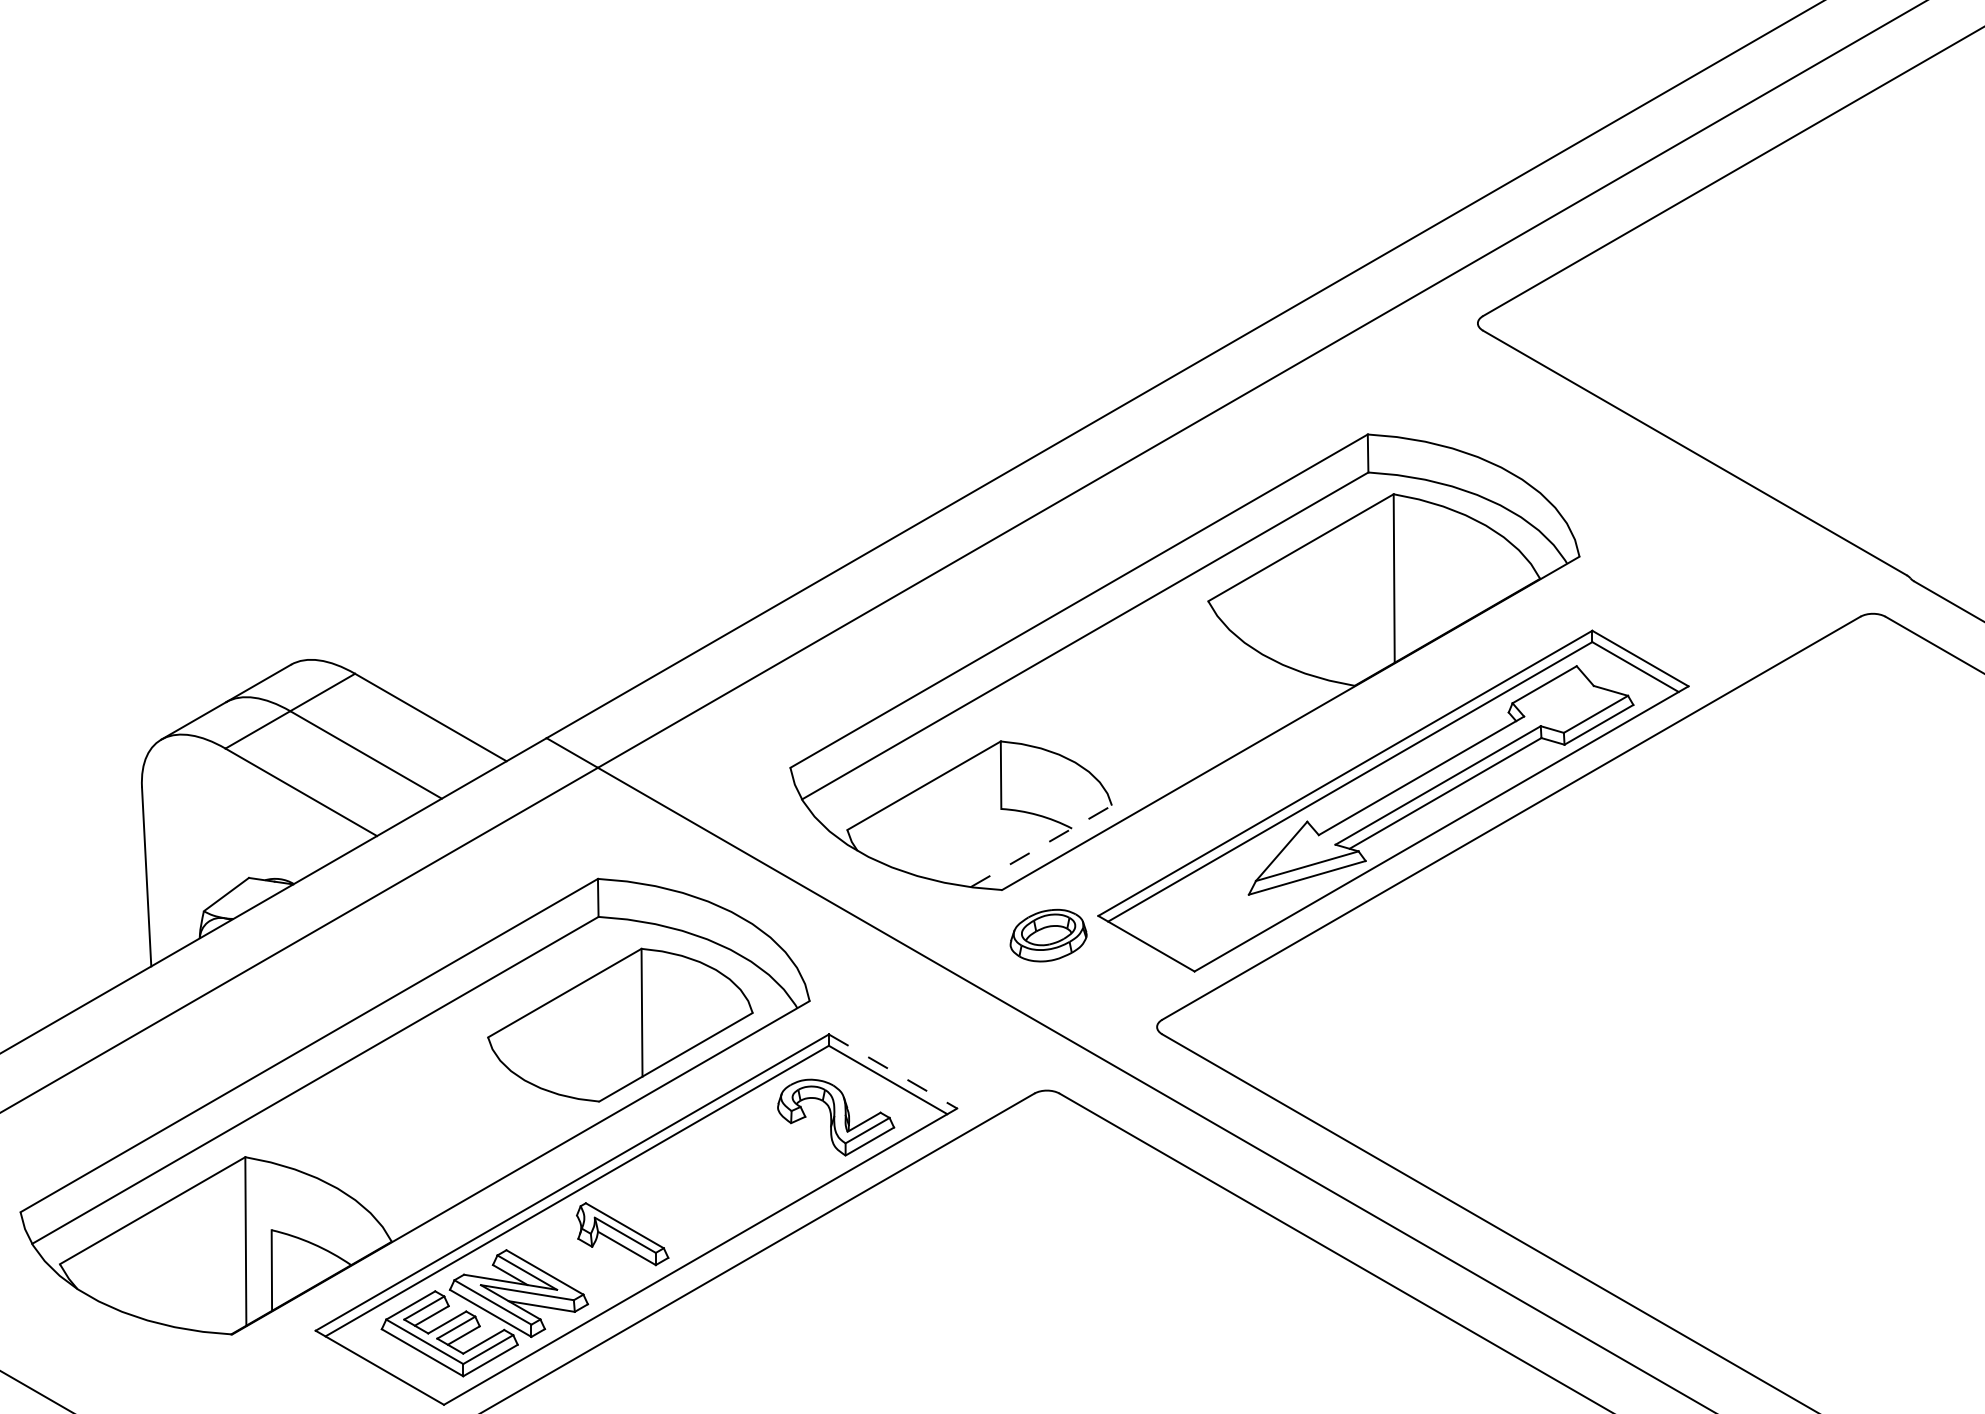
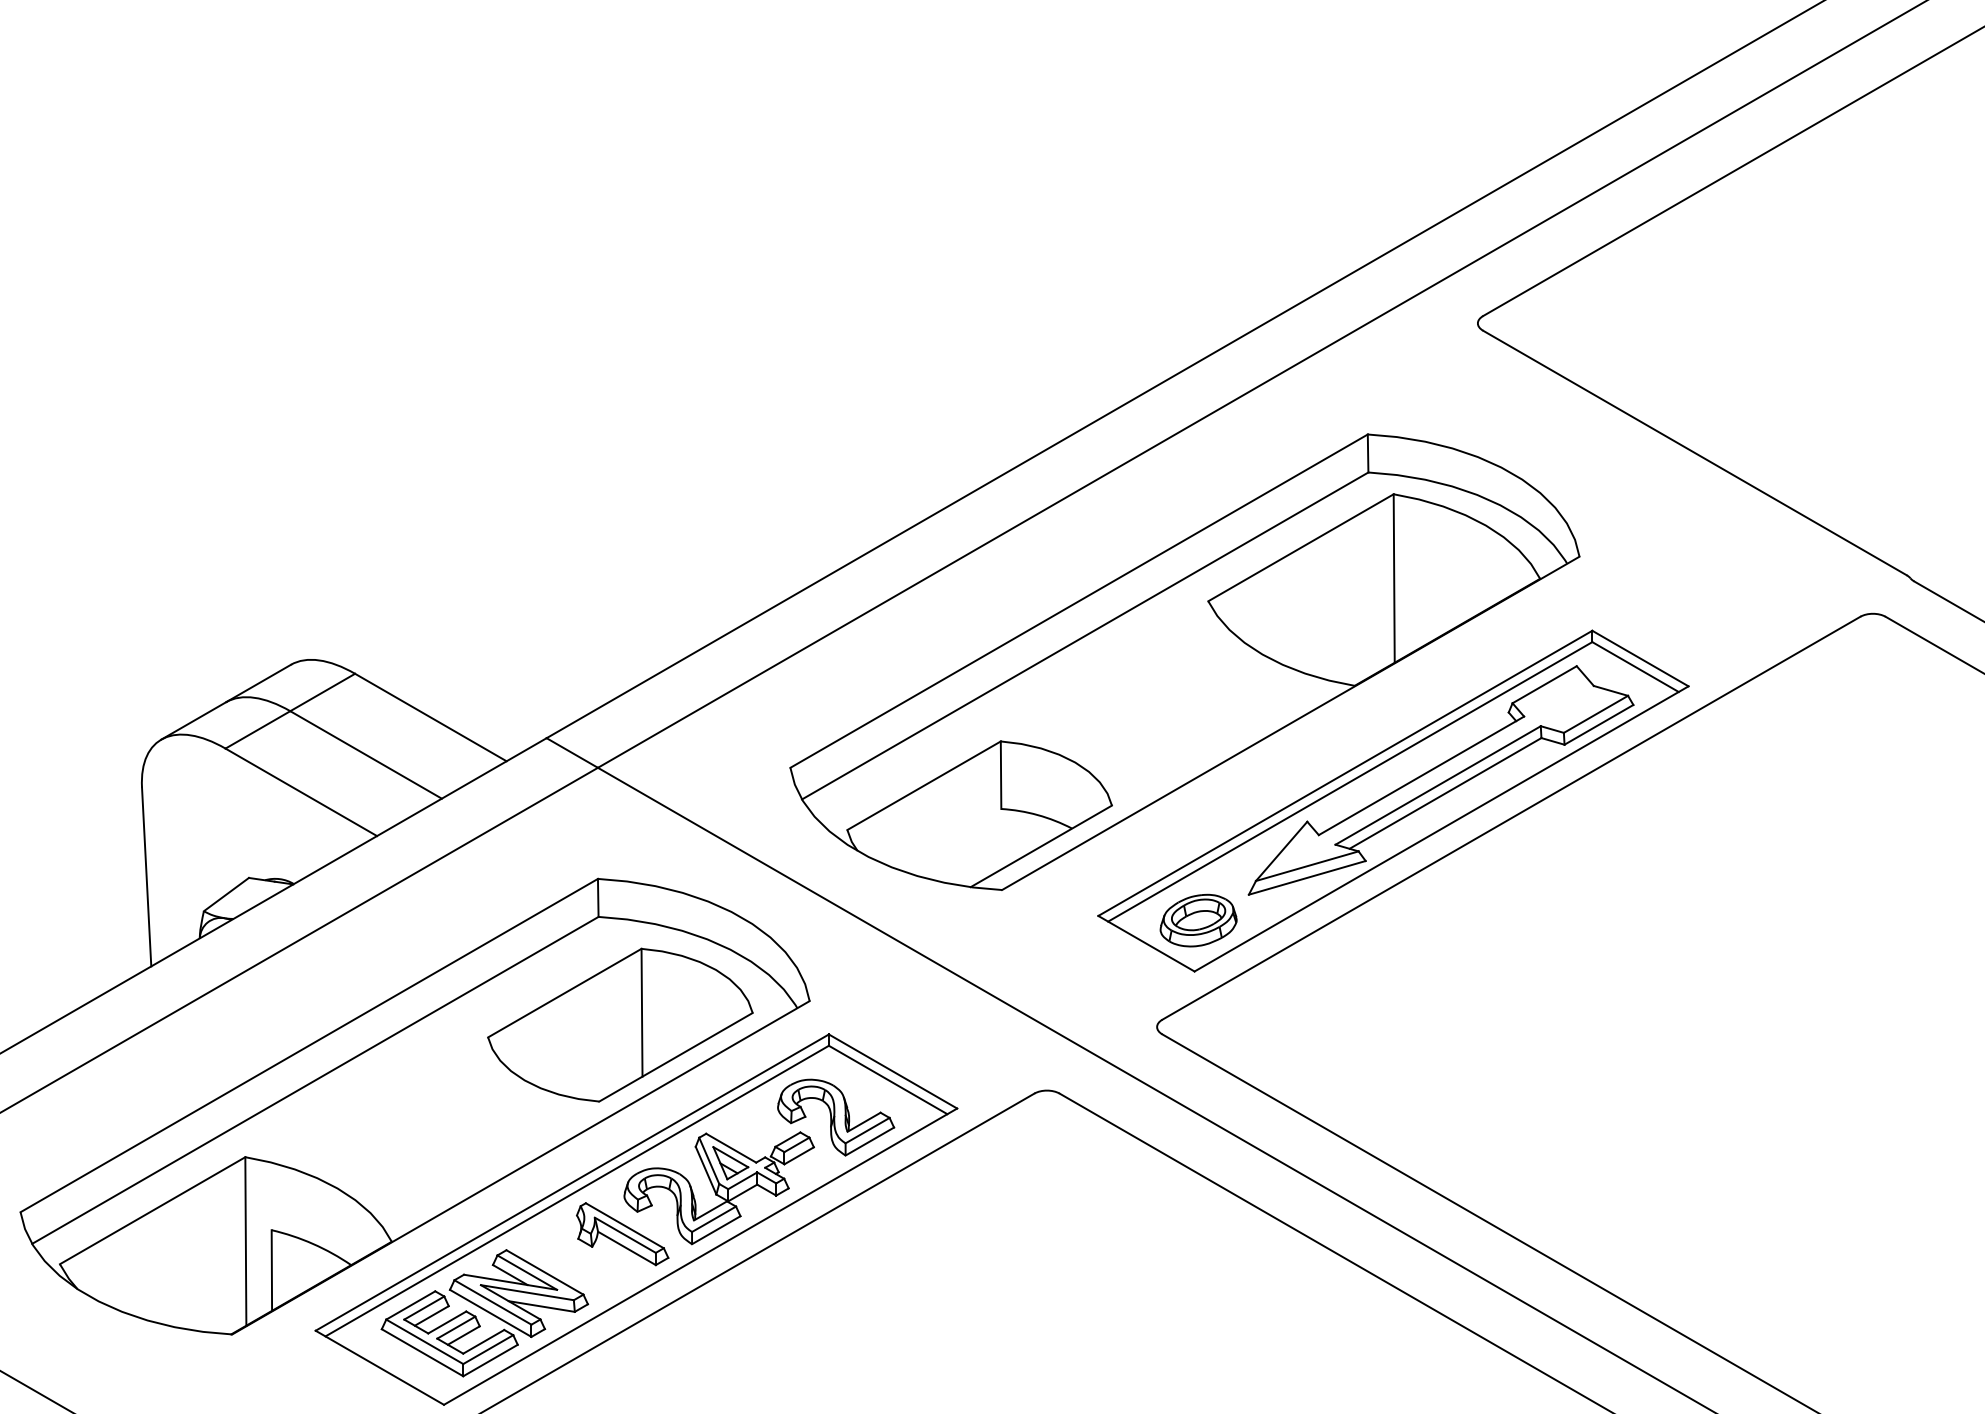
line: dashed -> solid (1041, 846)
part position: (1048, 935) -> (1198, 920) (1198, 920)
line: dashed -> solid (893, 1071)
part: none -> present (718, 1188)
